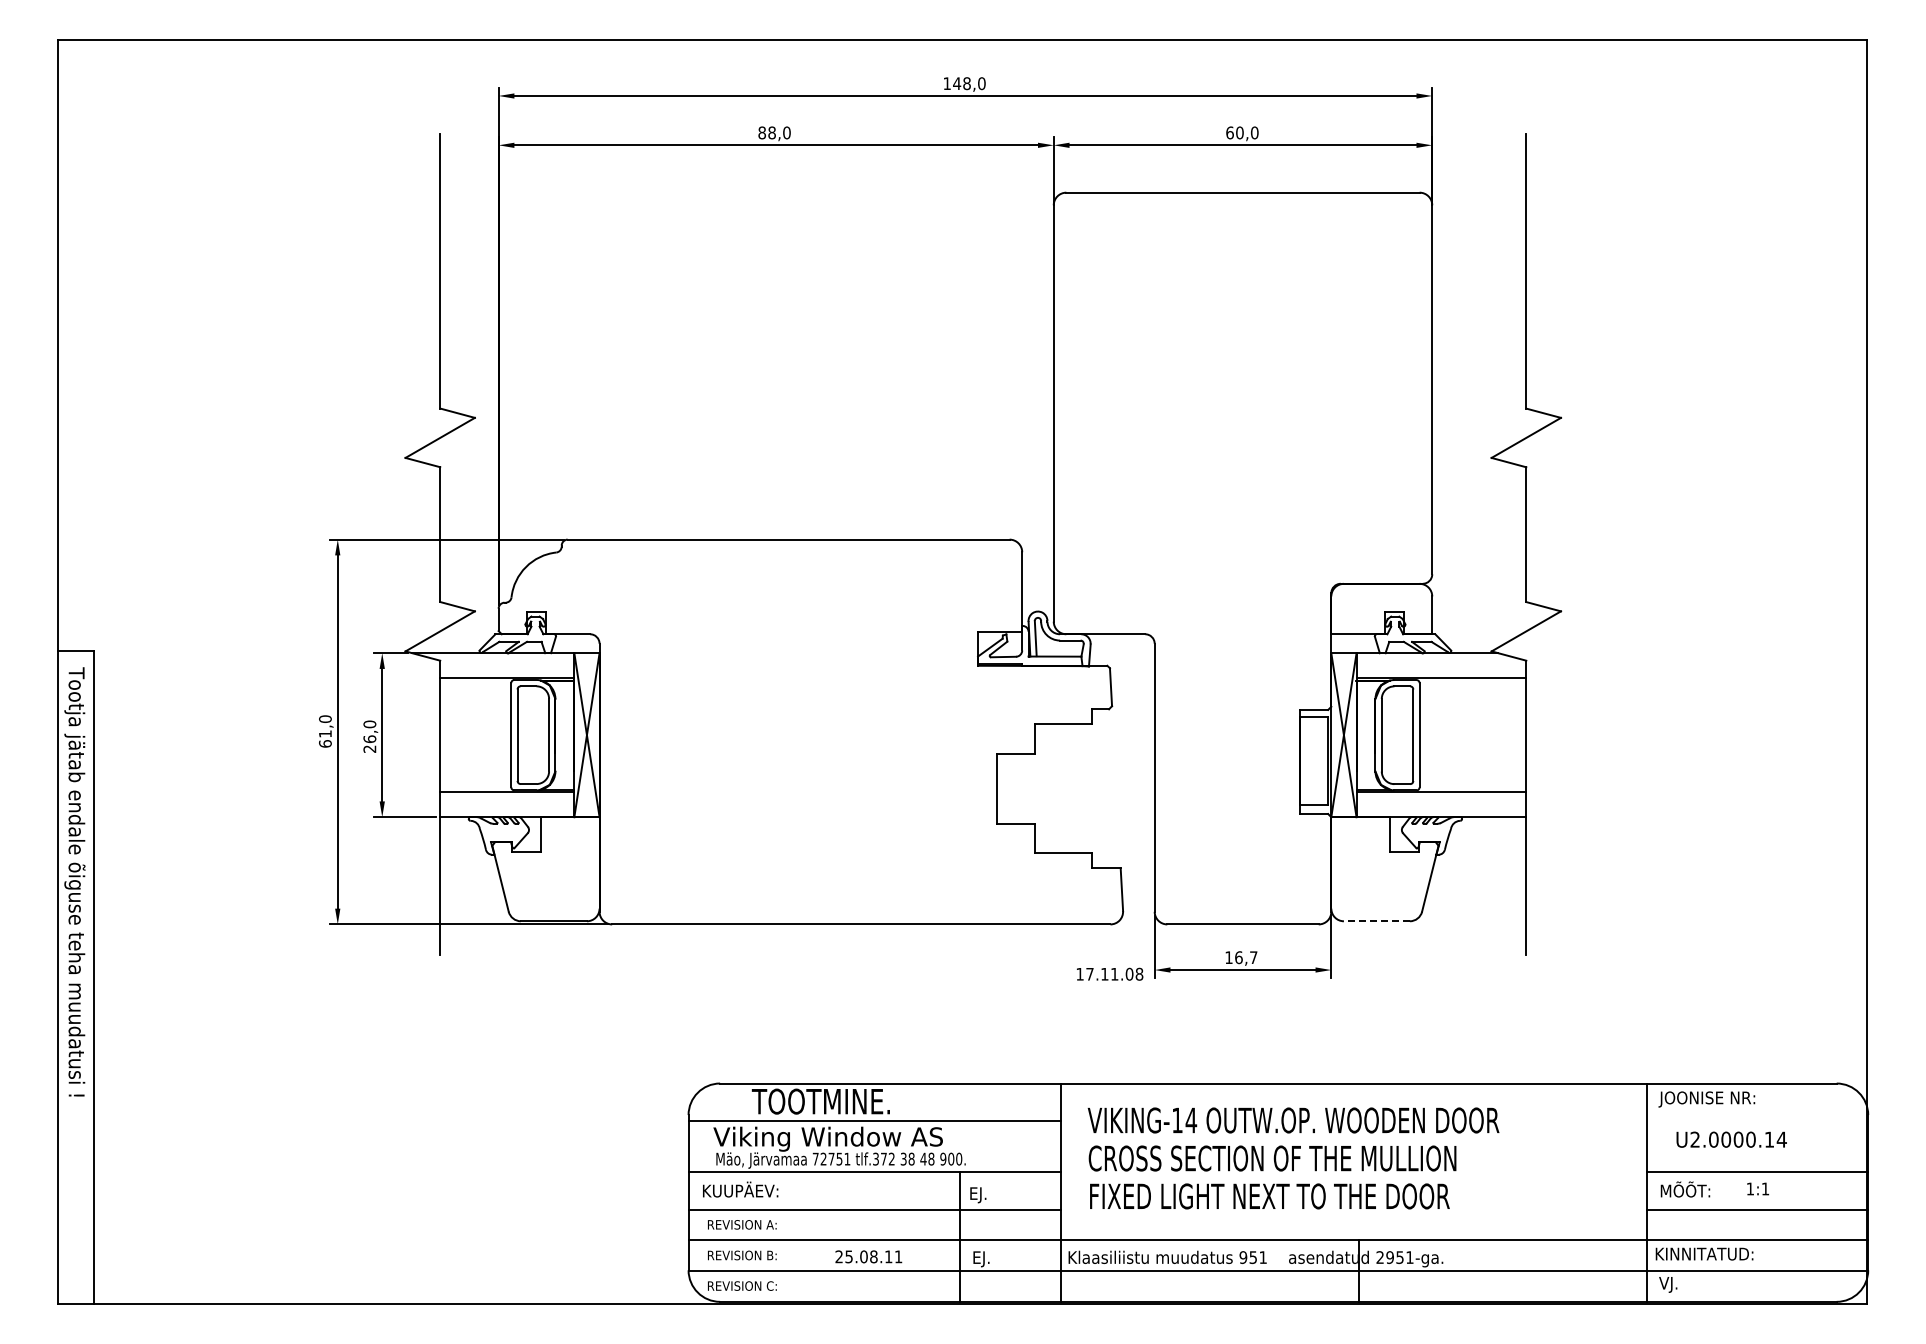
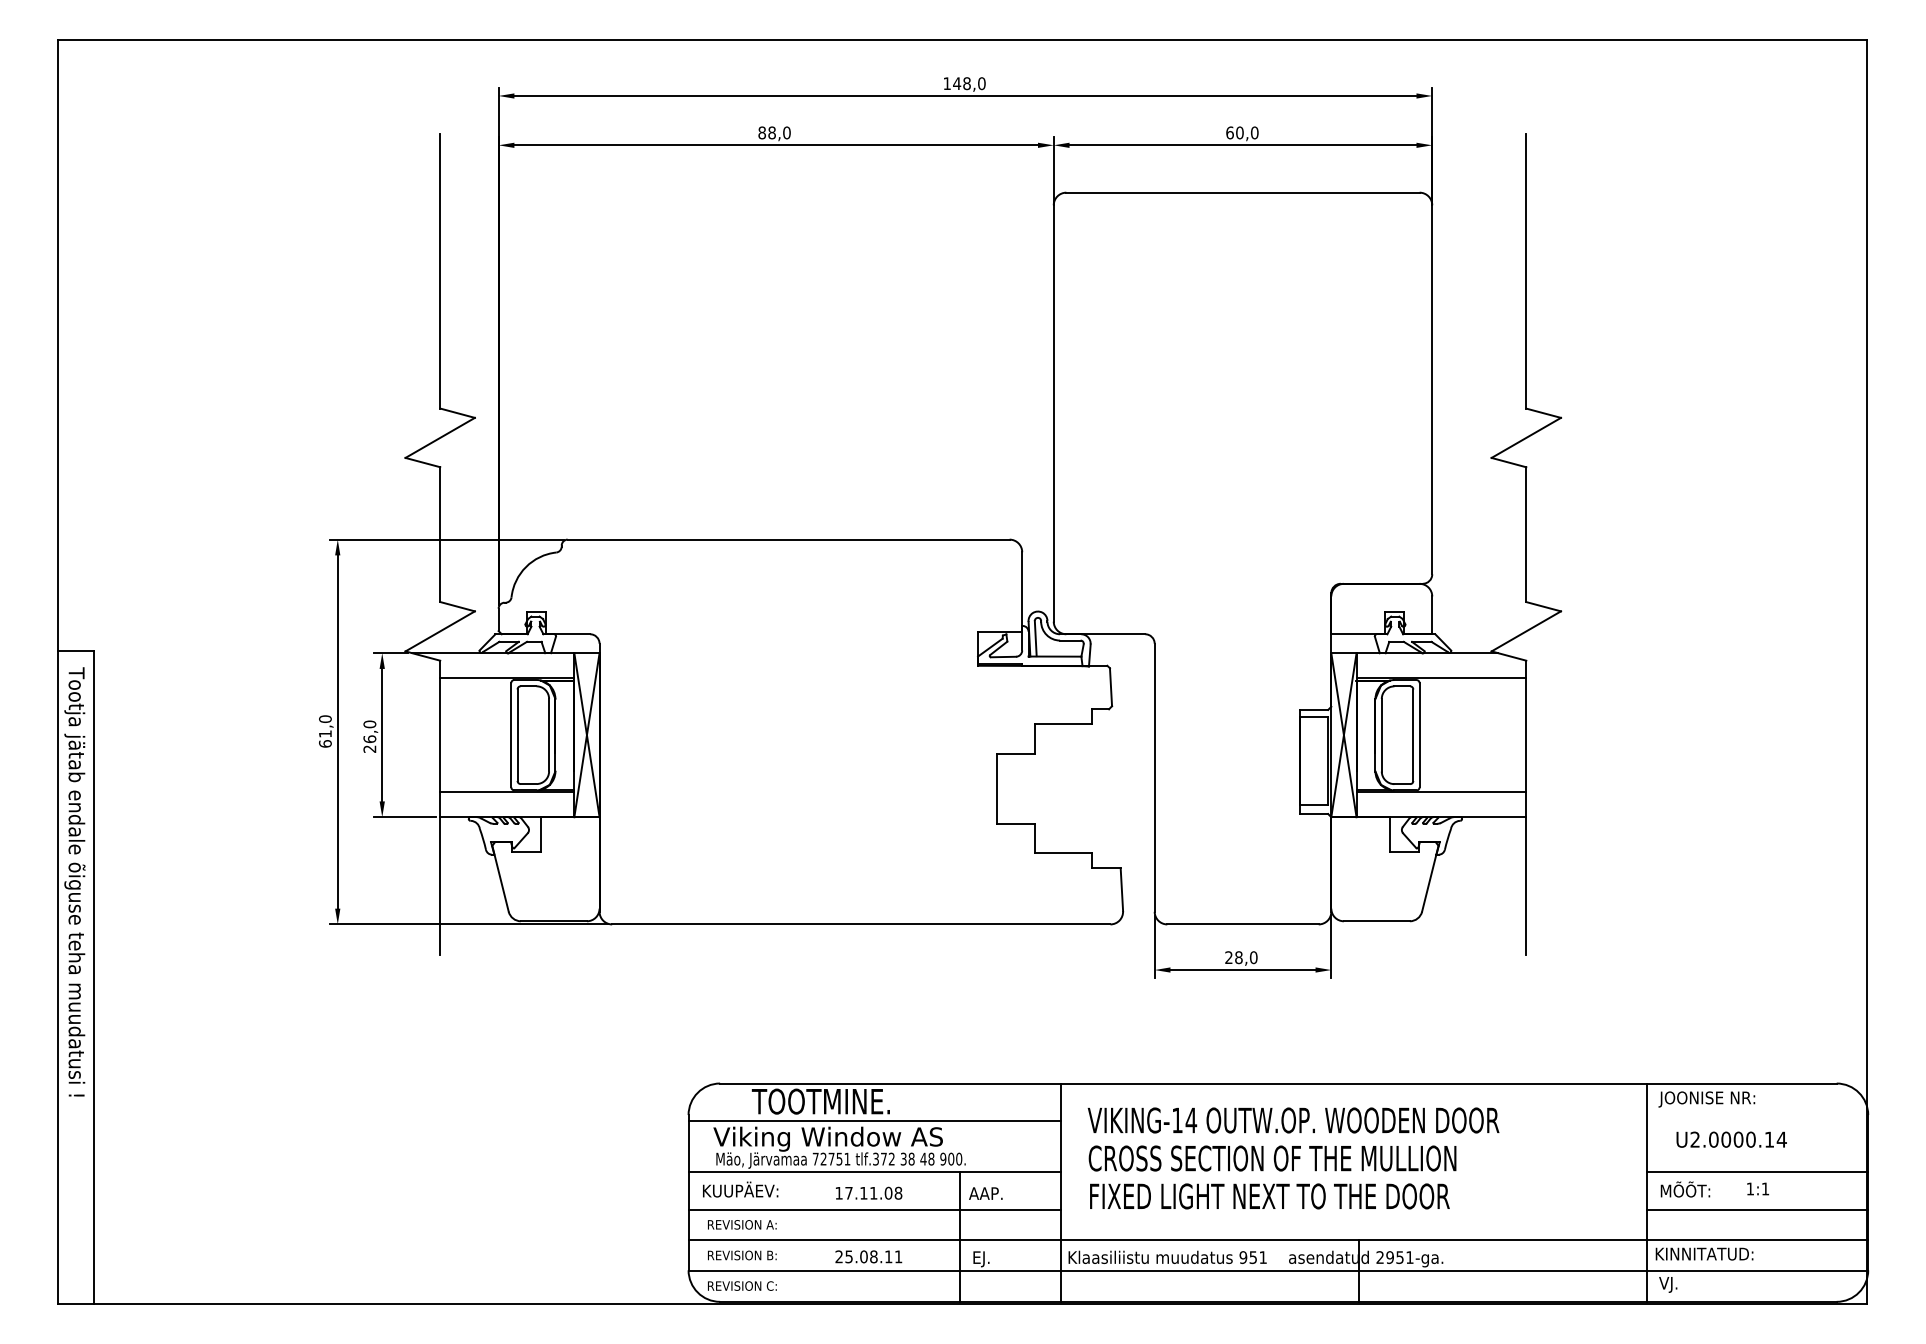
line: dashed -> solid (1376, 921)
text: 16,7 -> 28,0 (1241, 957)
text position: (1110, 973) -> (869, 1192) (869, 1192)
text: EJ. -> AAP. (985, 1195)
